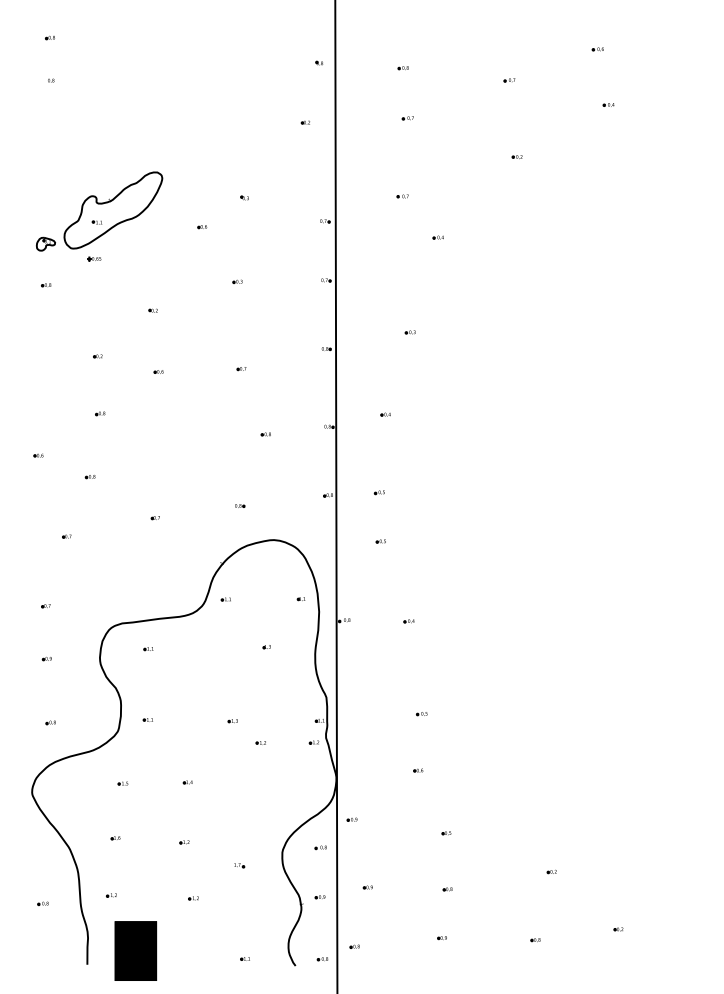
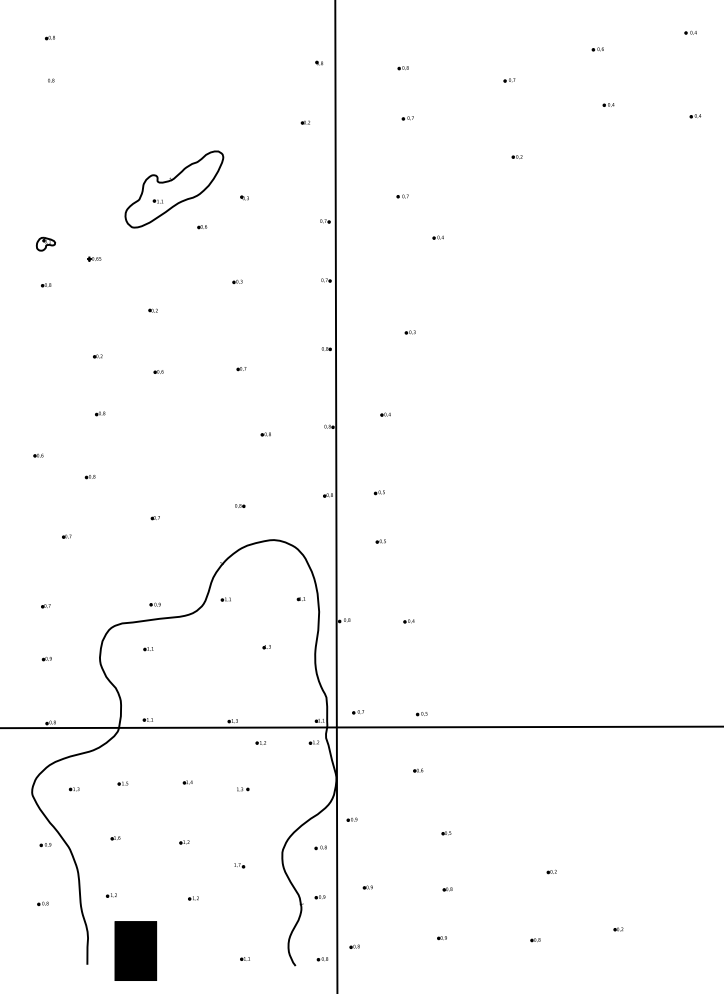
part: none -> present (690, 32)
part: none -> present (695, 116)
part position: (113, 210) -> (174, 189) (174, 189)
part: none -> present (154, 604)
part: none -> present (357, 712)
line: none -> present (361, 727)
part: none -> present (73, 789)
part: none -> present (243, 789)
part: none -> present (45, 845)
